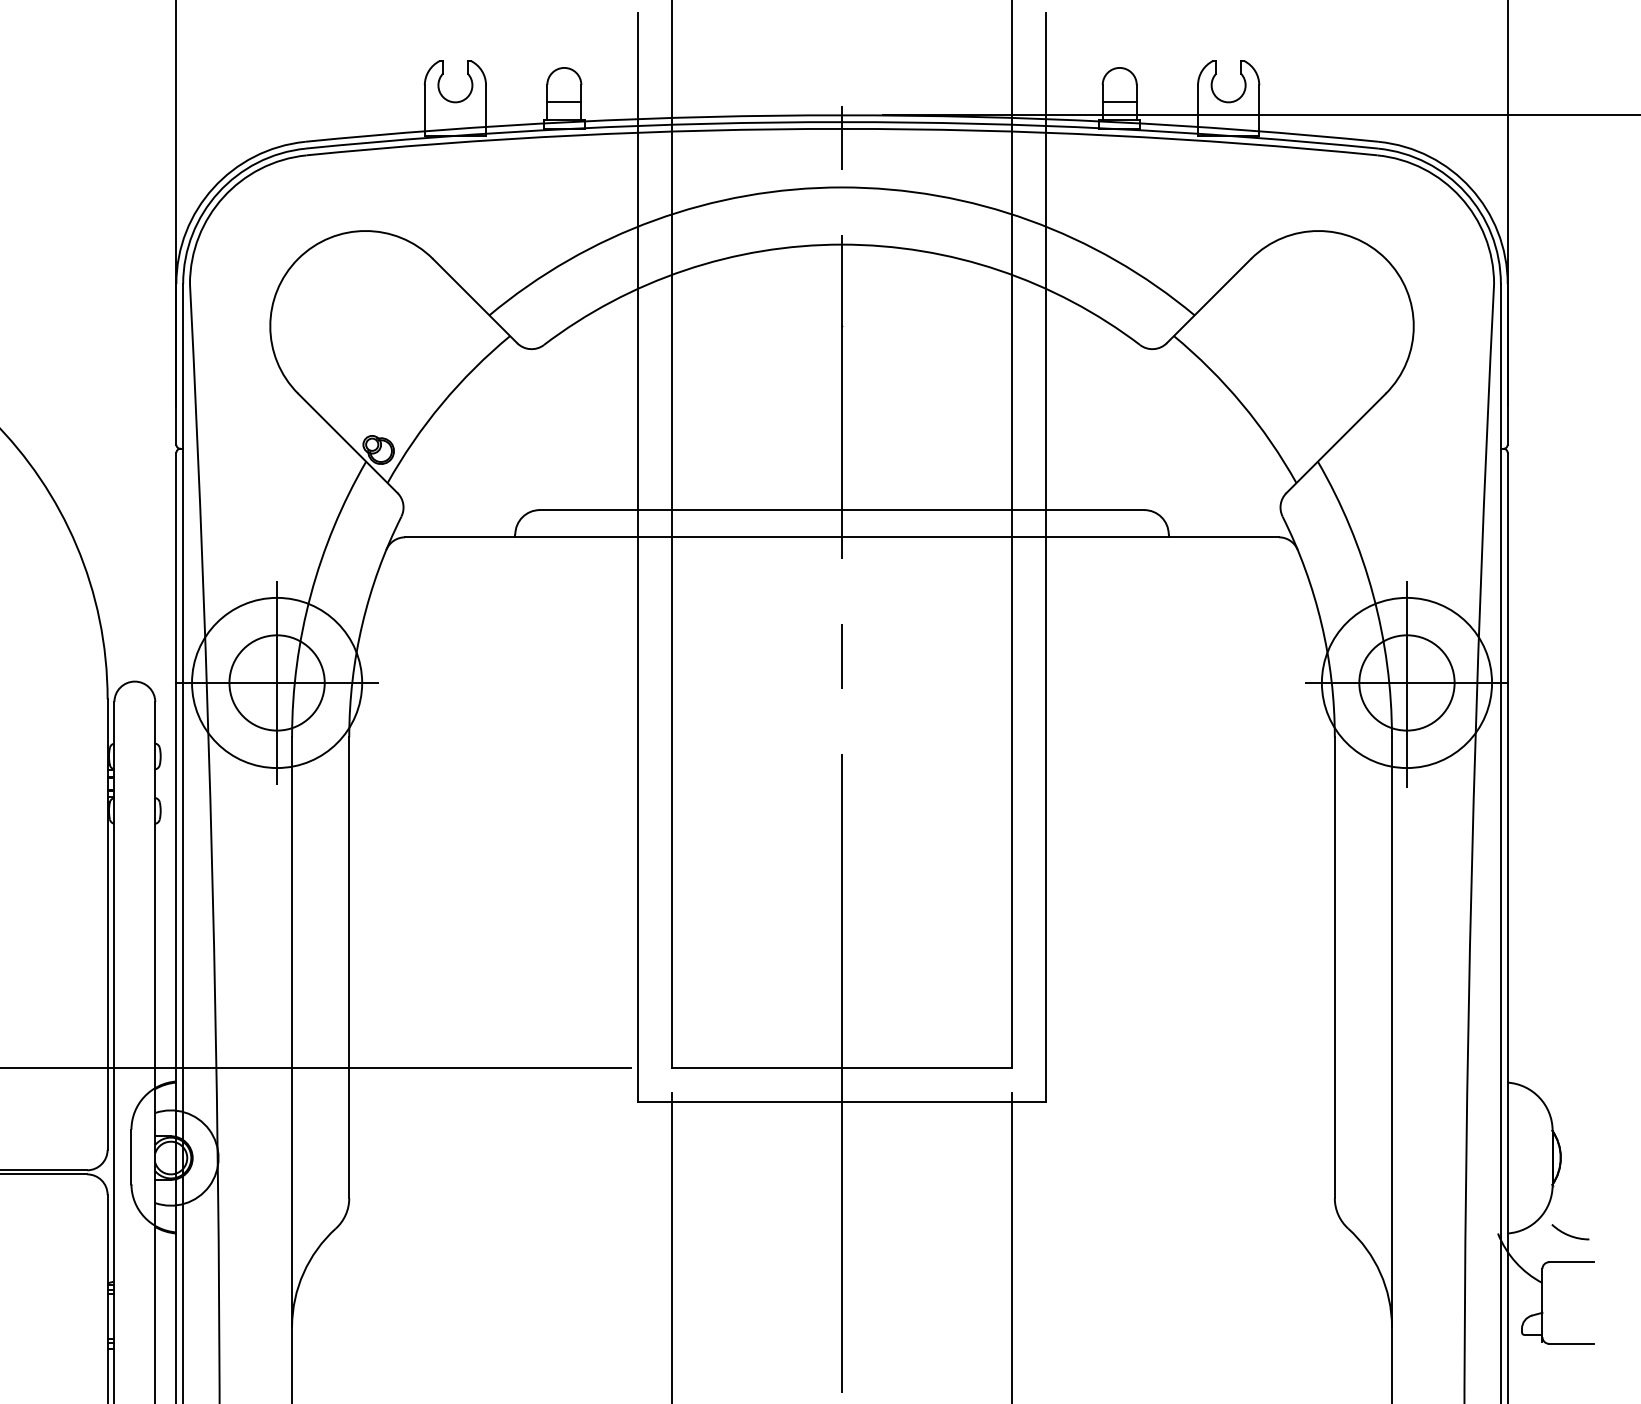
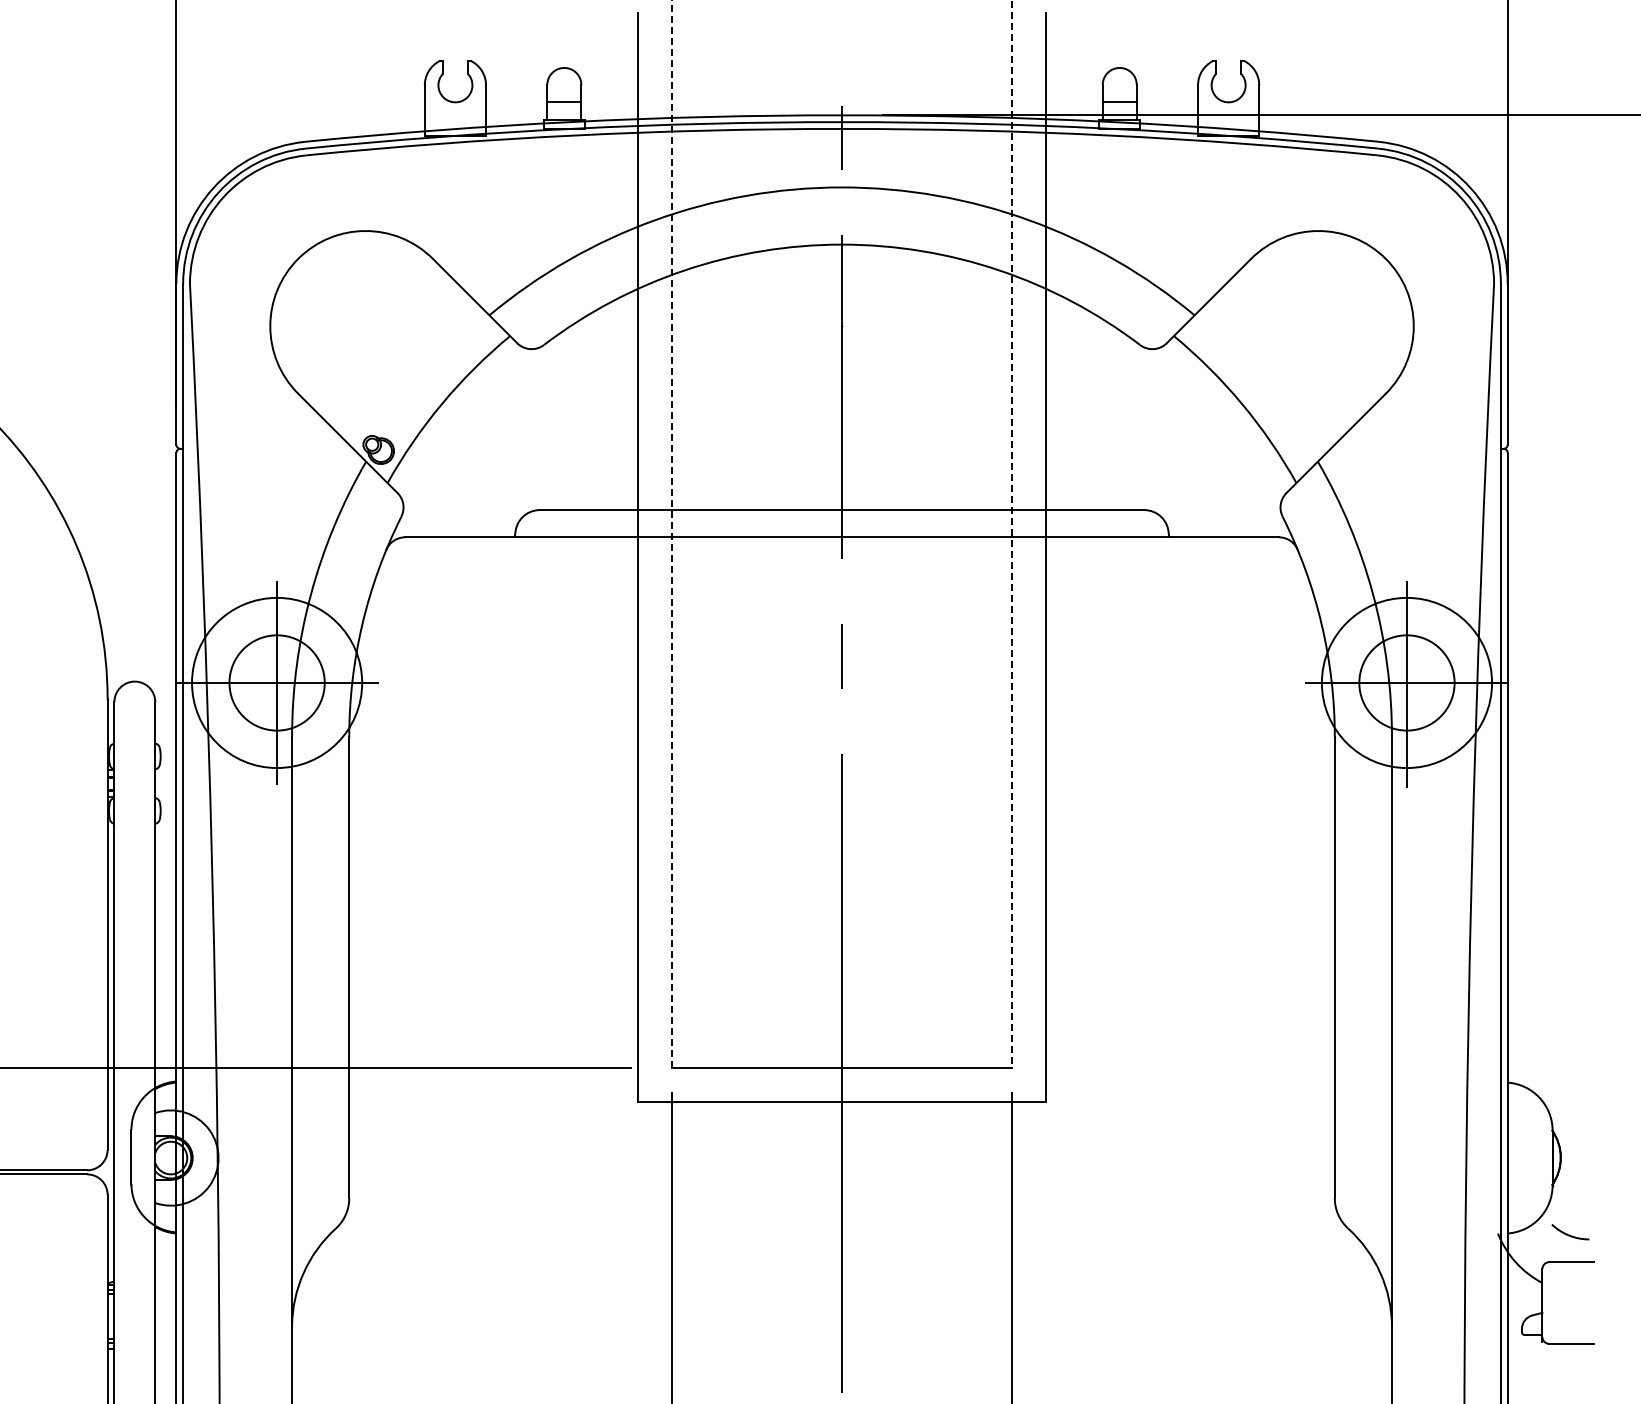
line: solid -> dashed (671, 533)
line: solid -> dashed (1012, 534)
